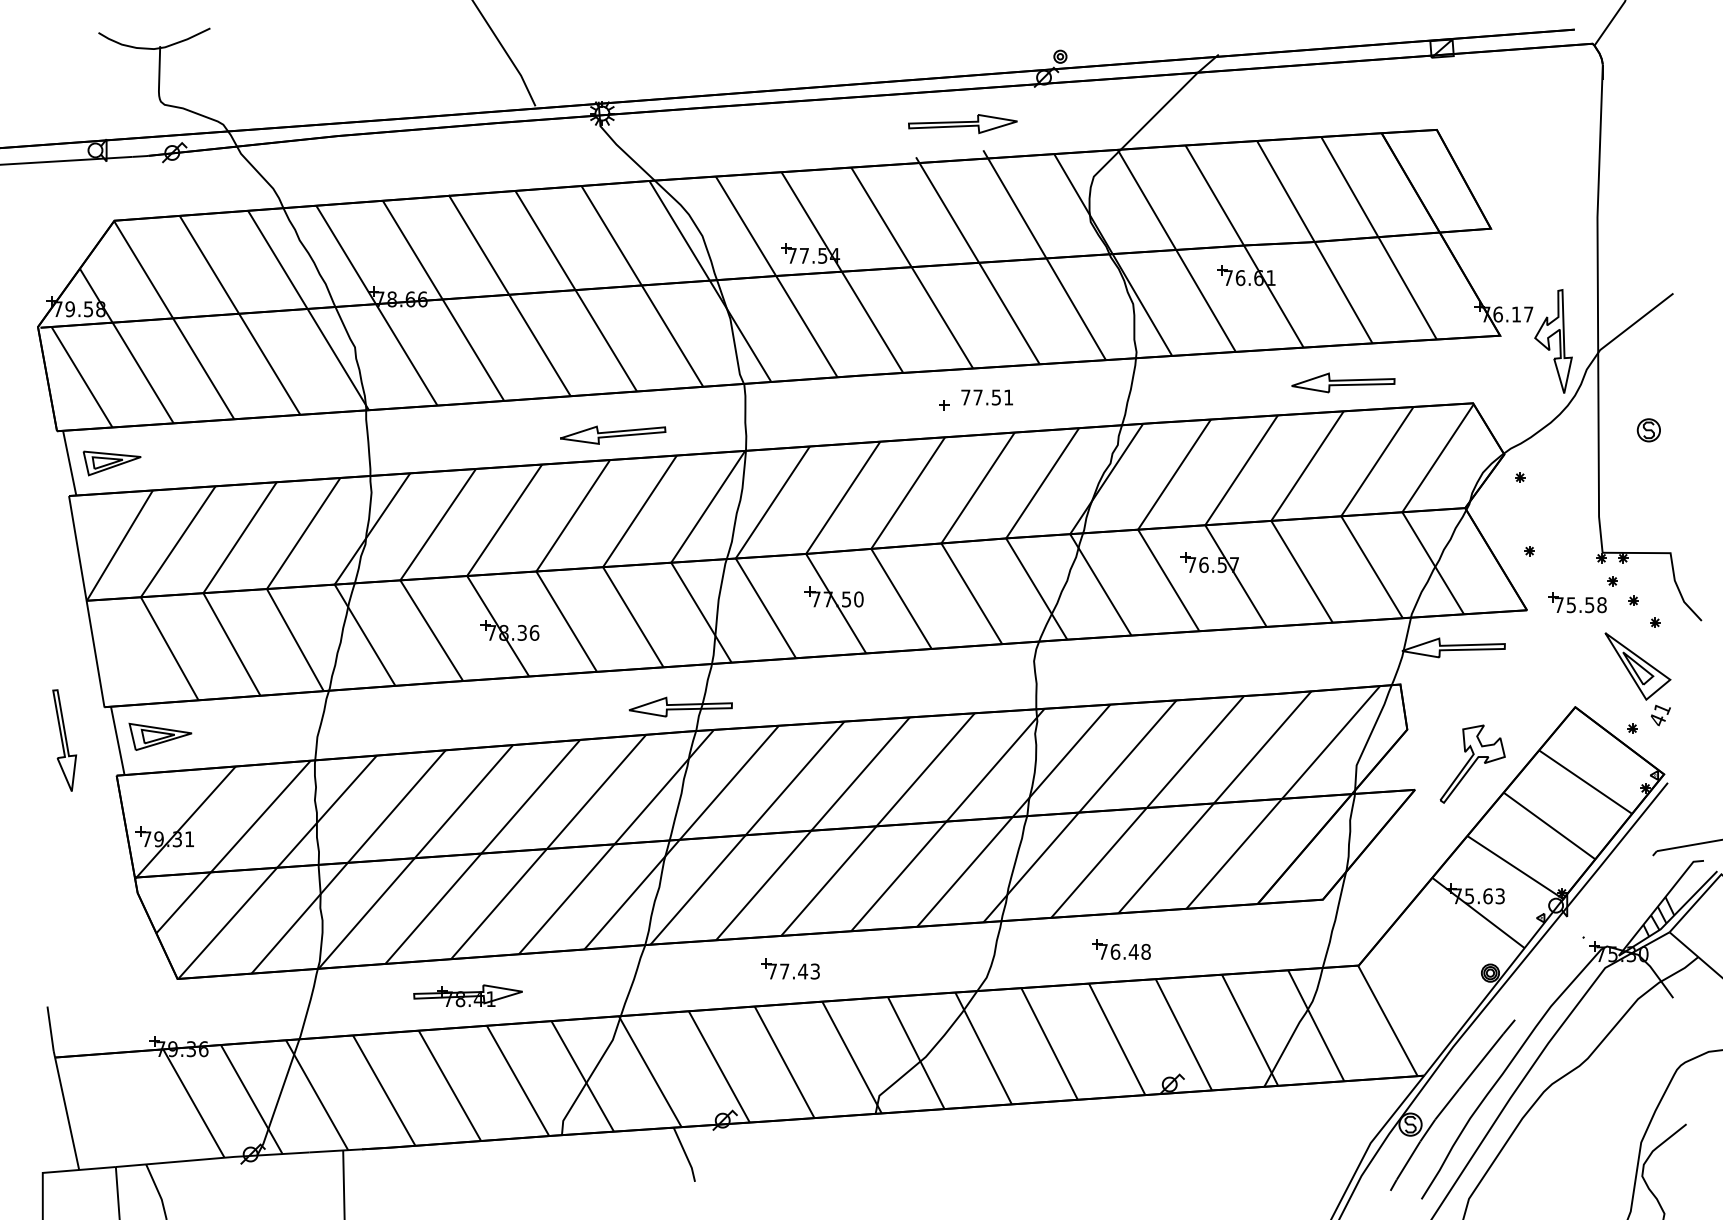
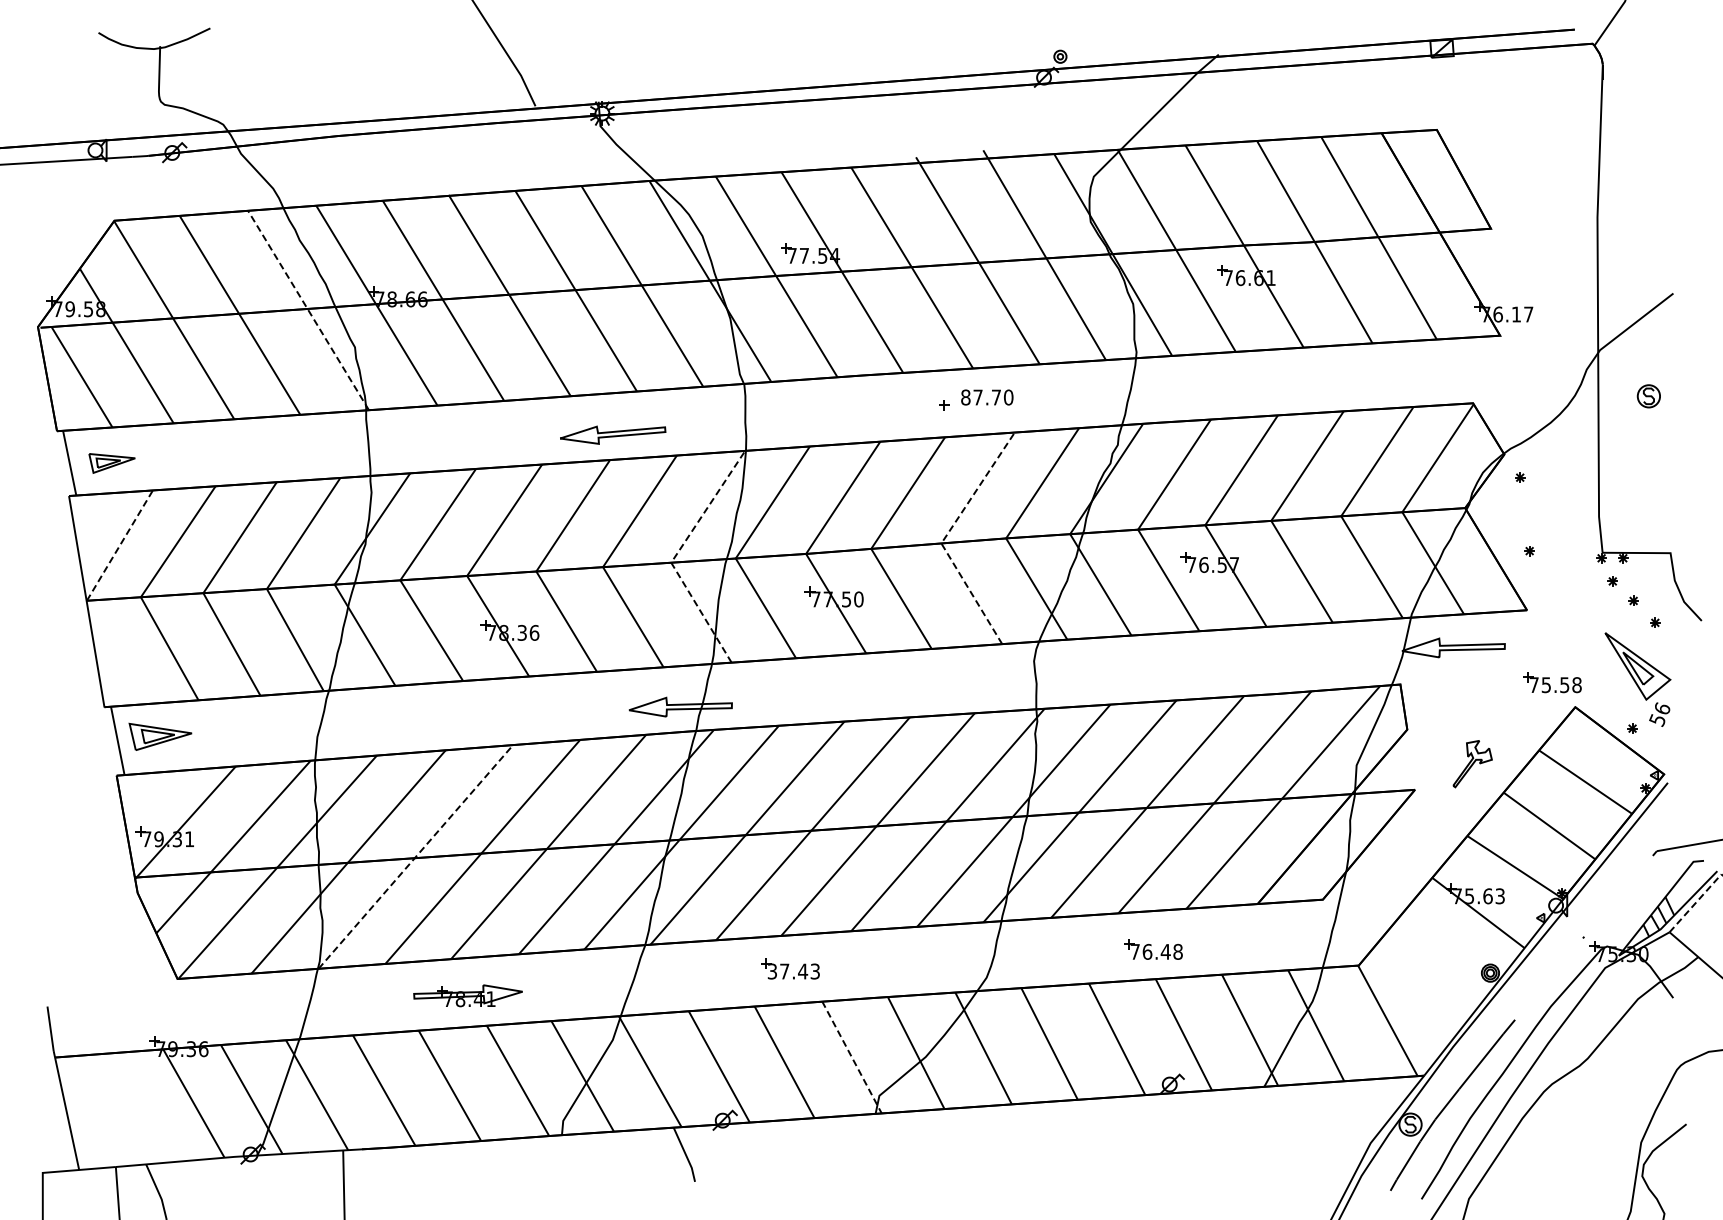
part: present -> none (962, 124)
line: solid -> dashed (308, 310)
part: present -> none (1553, 341)
part: present -> none (1343, 382)
text: 77.51 -> 87.70 (987, 397)
part position: (1648, 430) -> (1648, 396) (1648, 396)
part size: 60x27 px -> 48x21 px (111, 463)
line: solid -> dashed (945, 537)
line: solid -> dashed (120, 545)
line: solid -> dashed (676, 555)
part position: (1577, 602) -> (1552, 682) (1552, 682)
text: 41 -> 56 (1659, 714)
part: present -> none (64, 740)
part size: 67x80 px -> 41x49 px (1472, 764)
line: solid -> dashed (416, 856)
line: solid -> dashed (1696, 901)
part position: (1121, 949) -> (1153, 949) (1153, 949)
text: 77.43 -> 37.43 (771, 971)
line: solid -> dashed (852, 1057)
